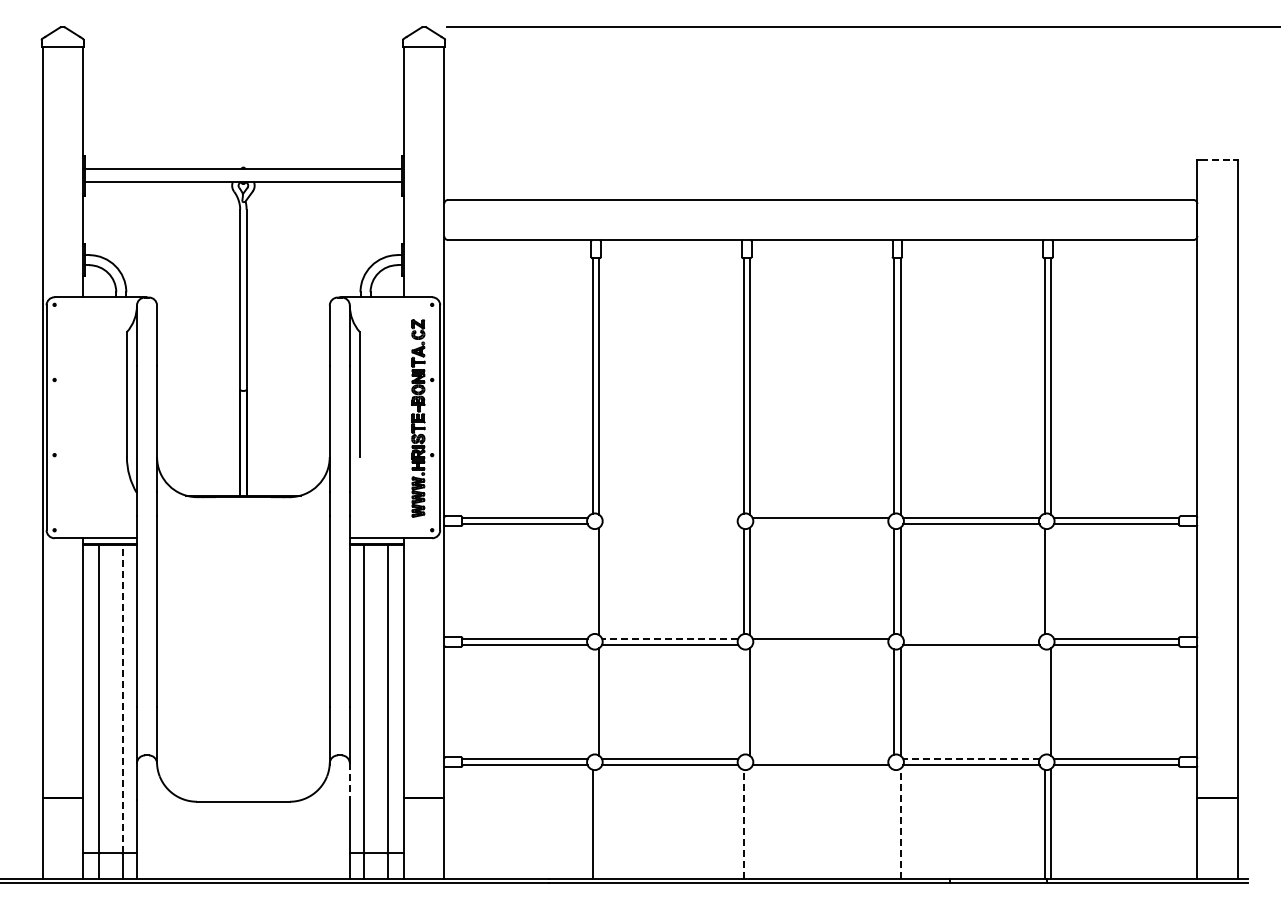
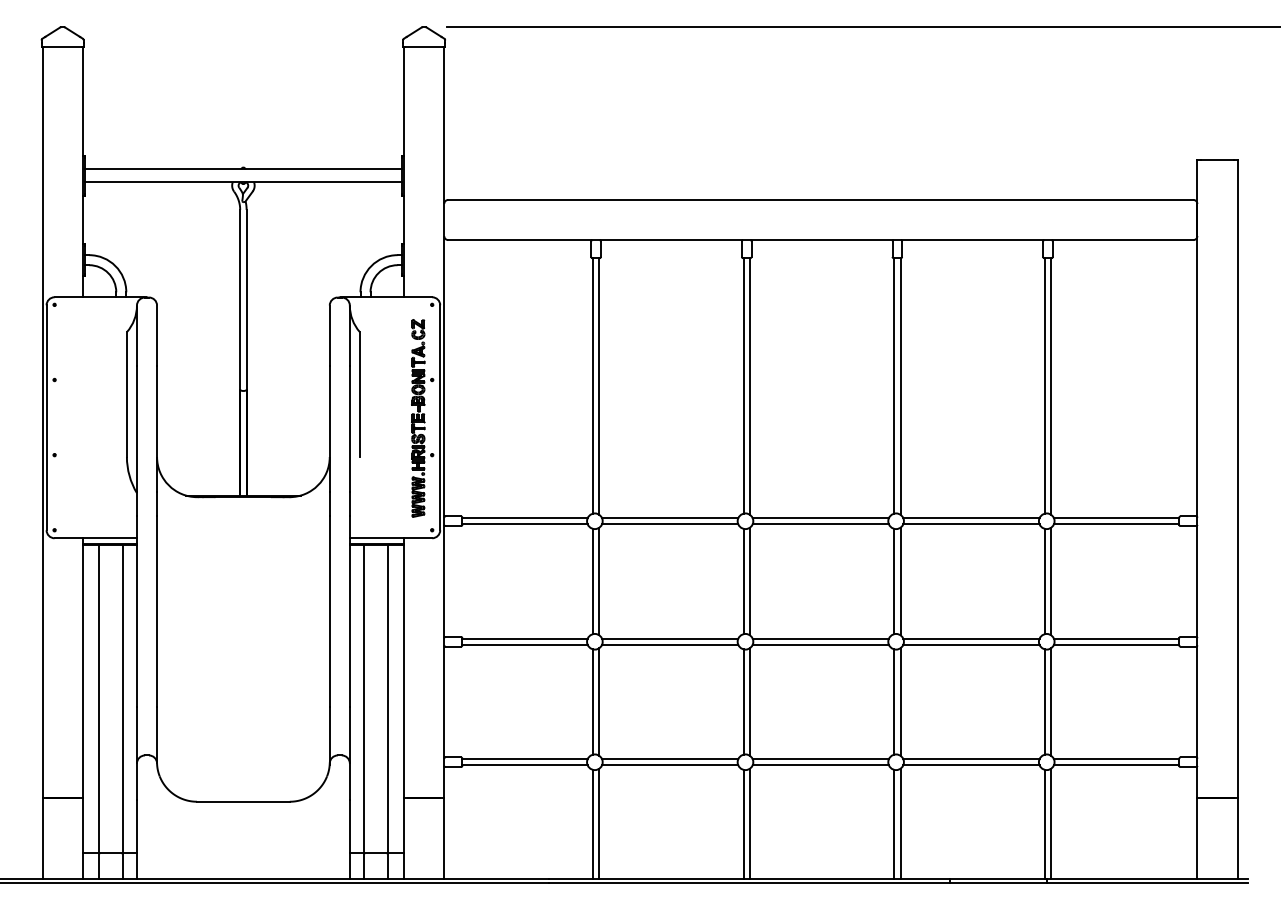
line: dashed -> solid (1217, 159)
line: none -> present (670, 518)
line: none -> present (670, 524)
line: none -> present (820, 524)
line: none -> present (592, 581)
line: none -> present (1051, 581)
line: dashed -> solid (669, 638)
line: none -> present (971, 638)
line: none -> present (820, 644)
line: dashed -> solid (122, 698)
line: none -> present (592, 701)
line: none -> present (743, 701)
line: none -> present (1044, 701)
line: none -> present (820, 759)
line: dashed -> solid (970, 759)
line: dashed -> solid (349, 782)
line: none -> present (599, 823)
line: dashed -> solid (743, 823)
line: none -> present (749, 823)
line: none -> present (894, 823)
line: dashed -> solid (900, 823)
